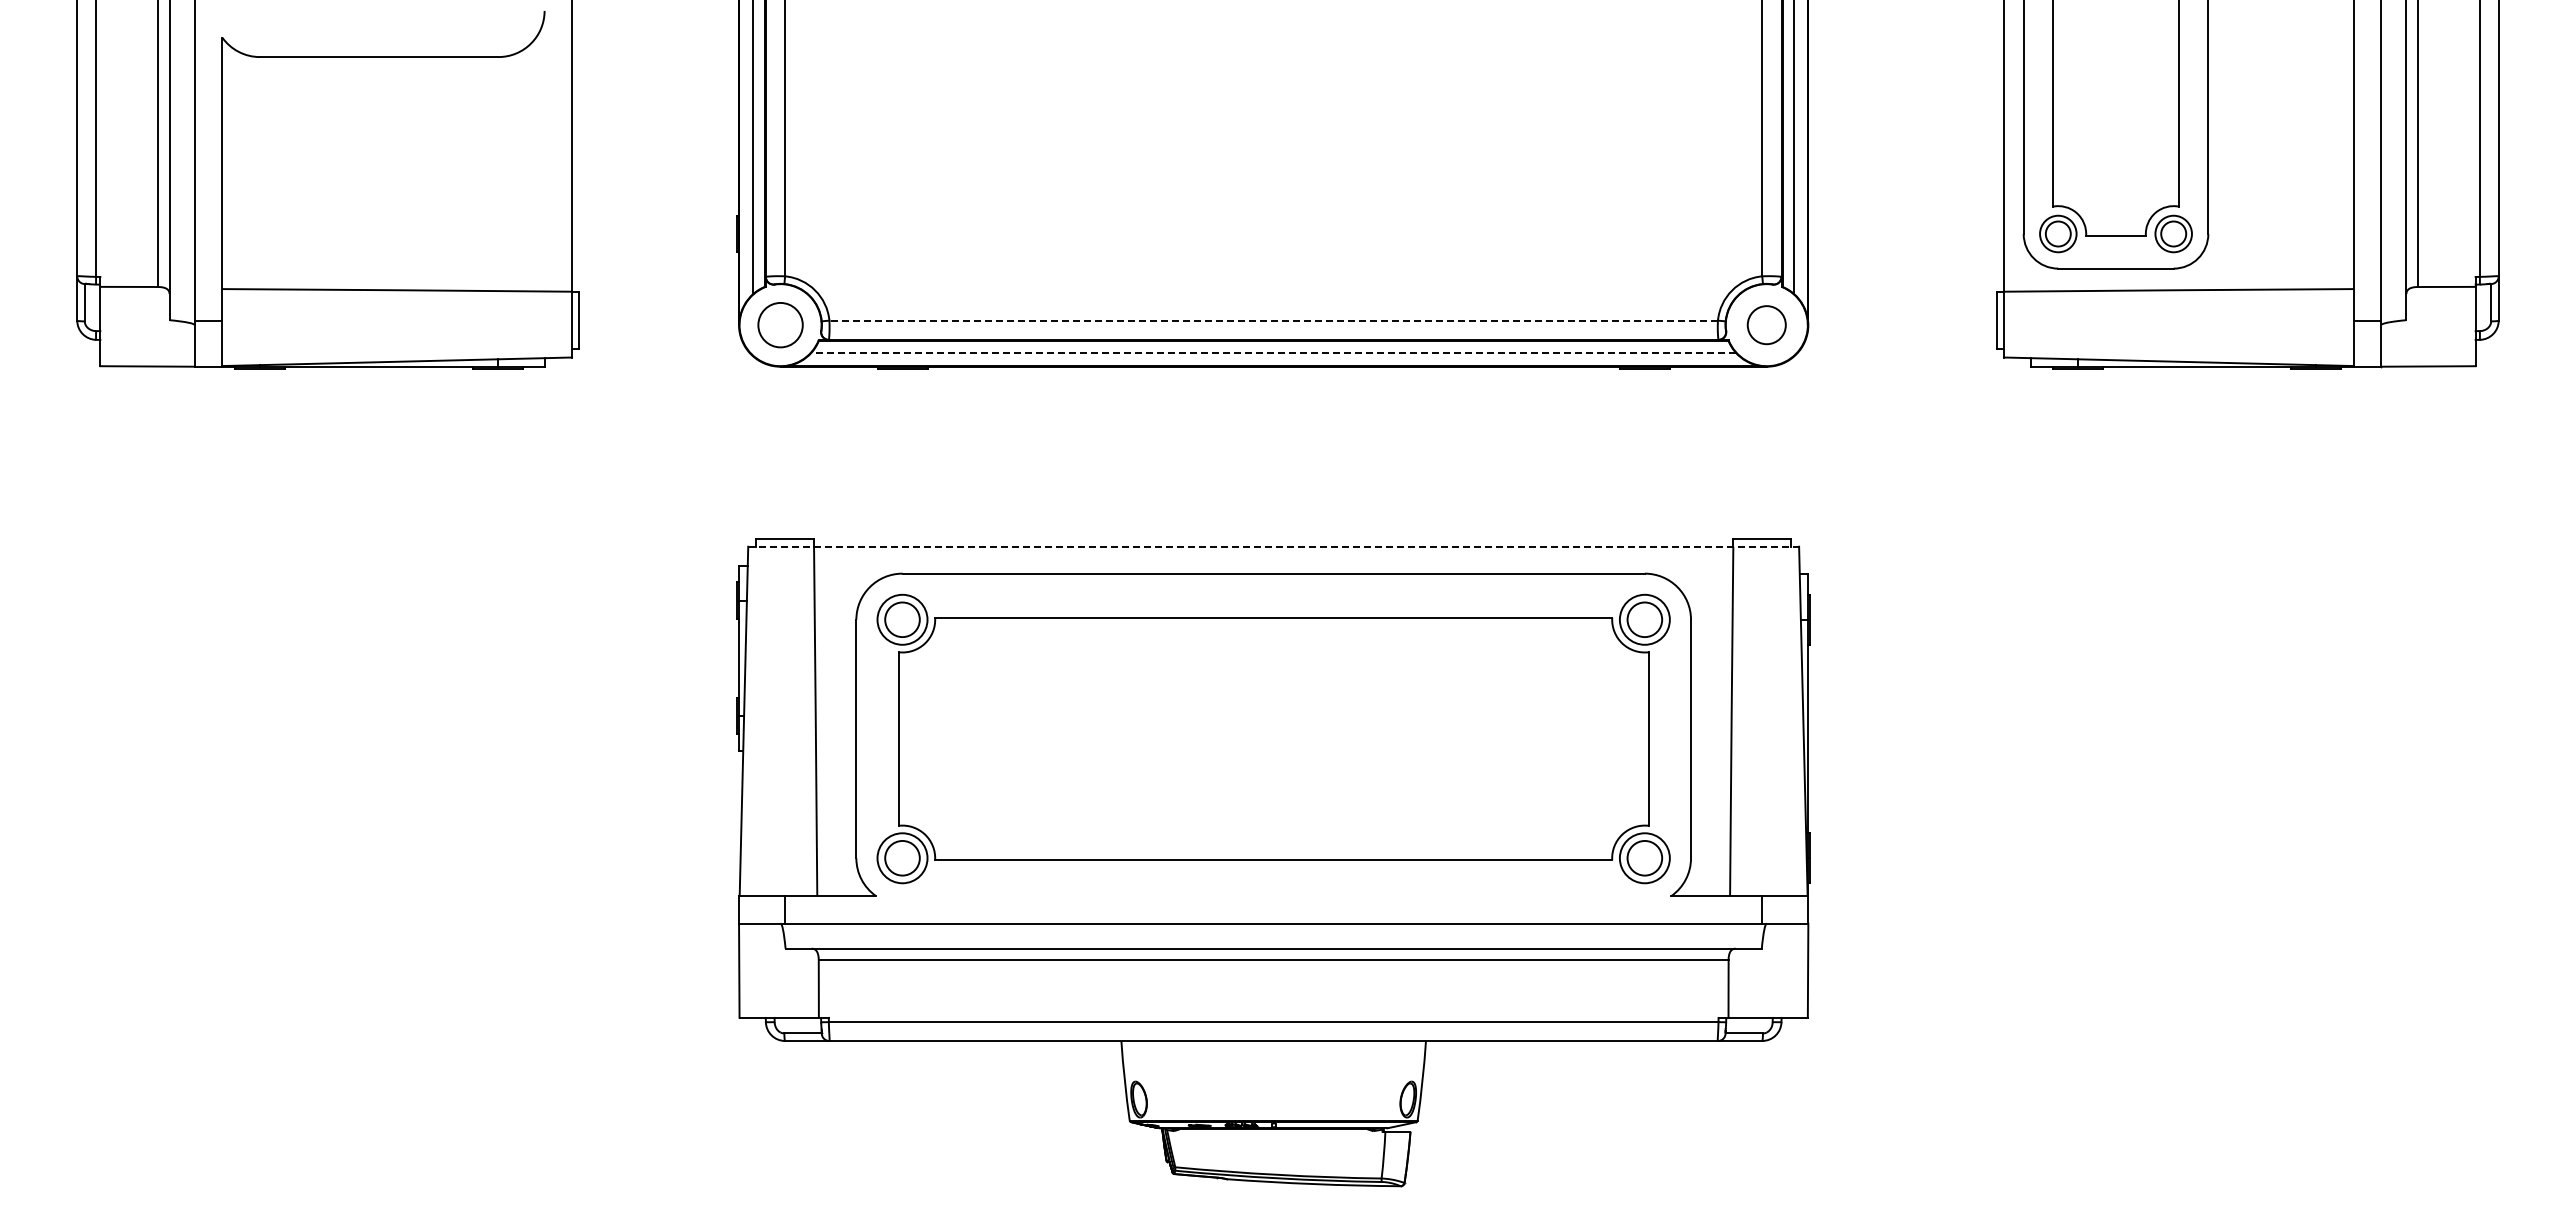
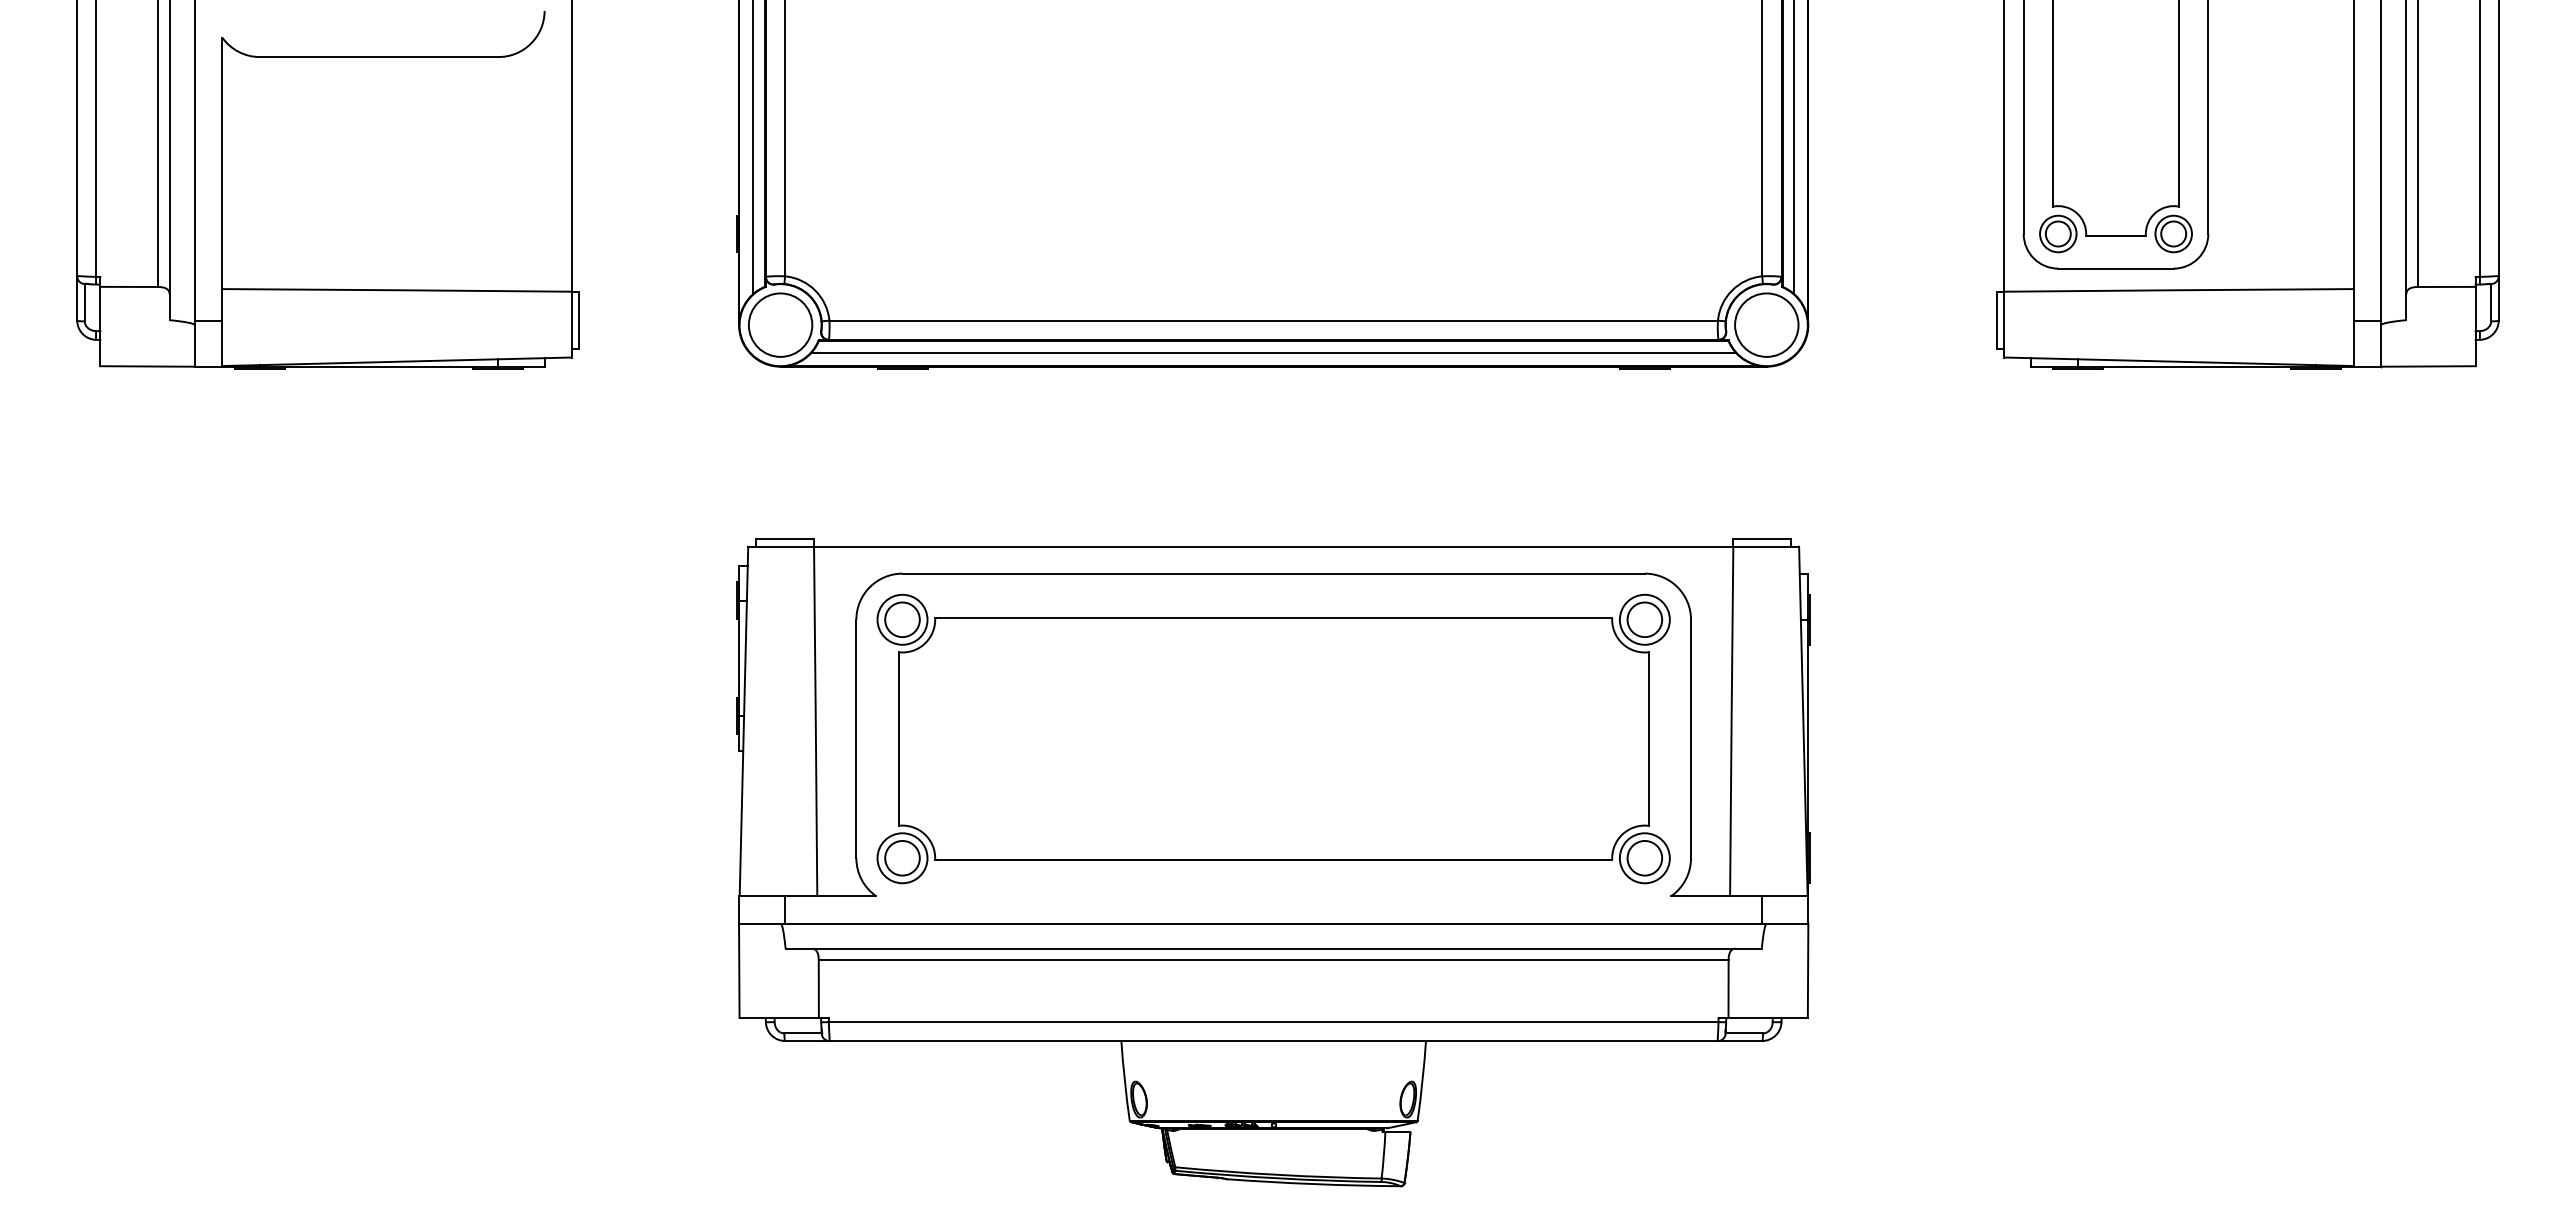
line: dashed -> solid (1273, 320)
circle diameter: 44 px -> 63 px (780, 324)
circle diameter: 38 px -> 63 px (1766, 324)
line: dashed -> solid (1273, 352)
line: dashed -> solid (1274, 546)
